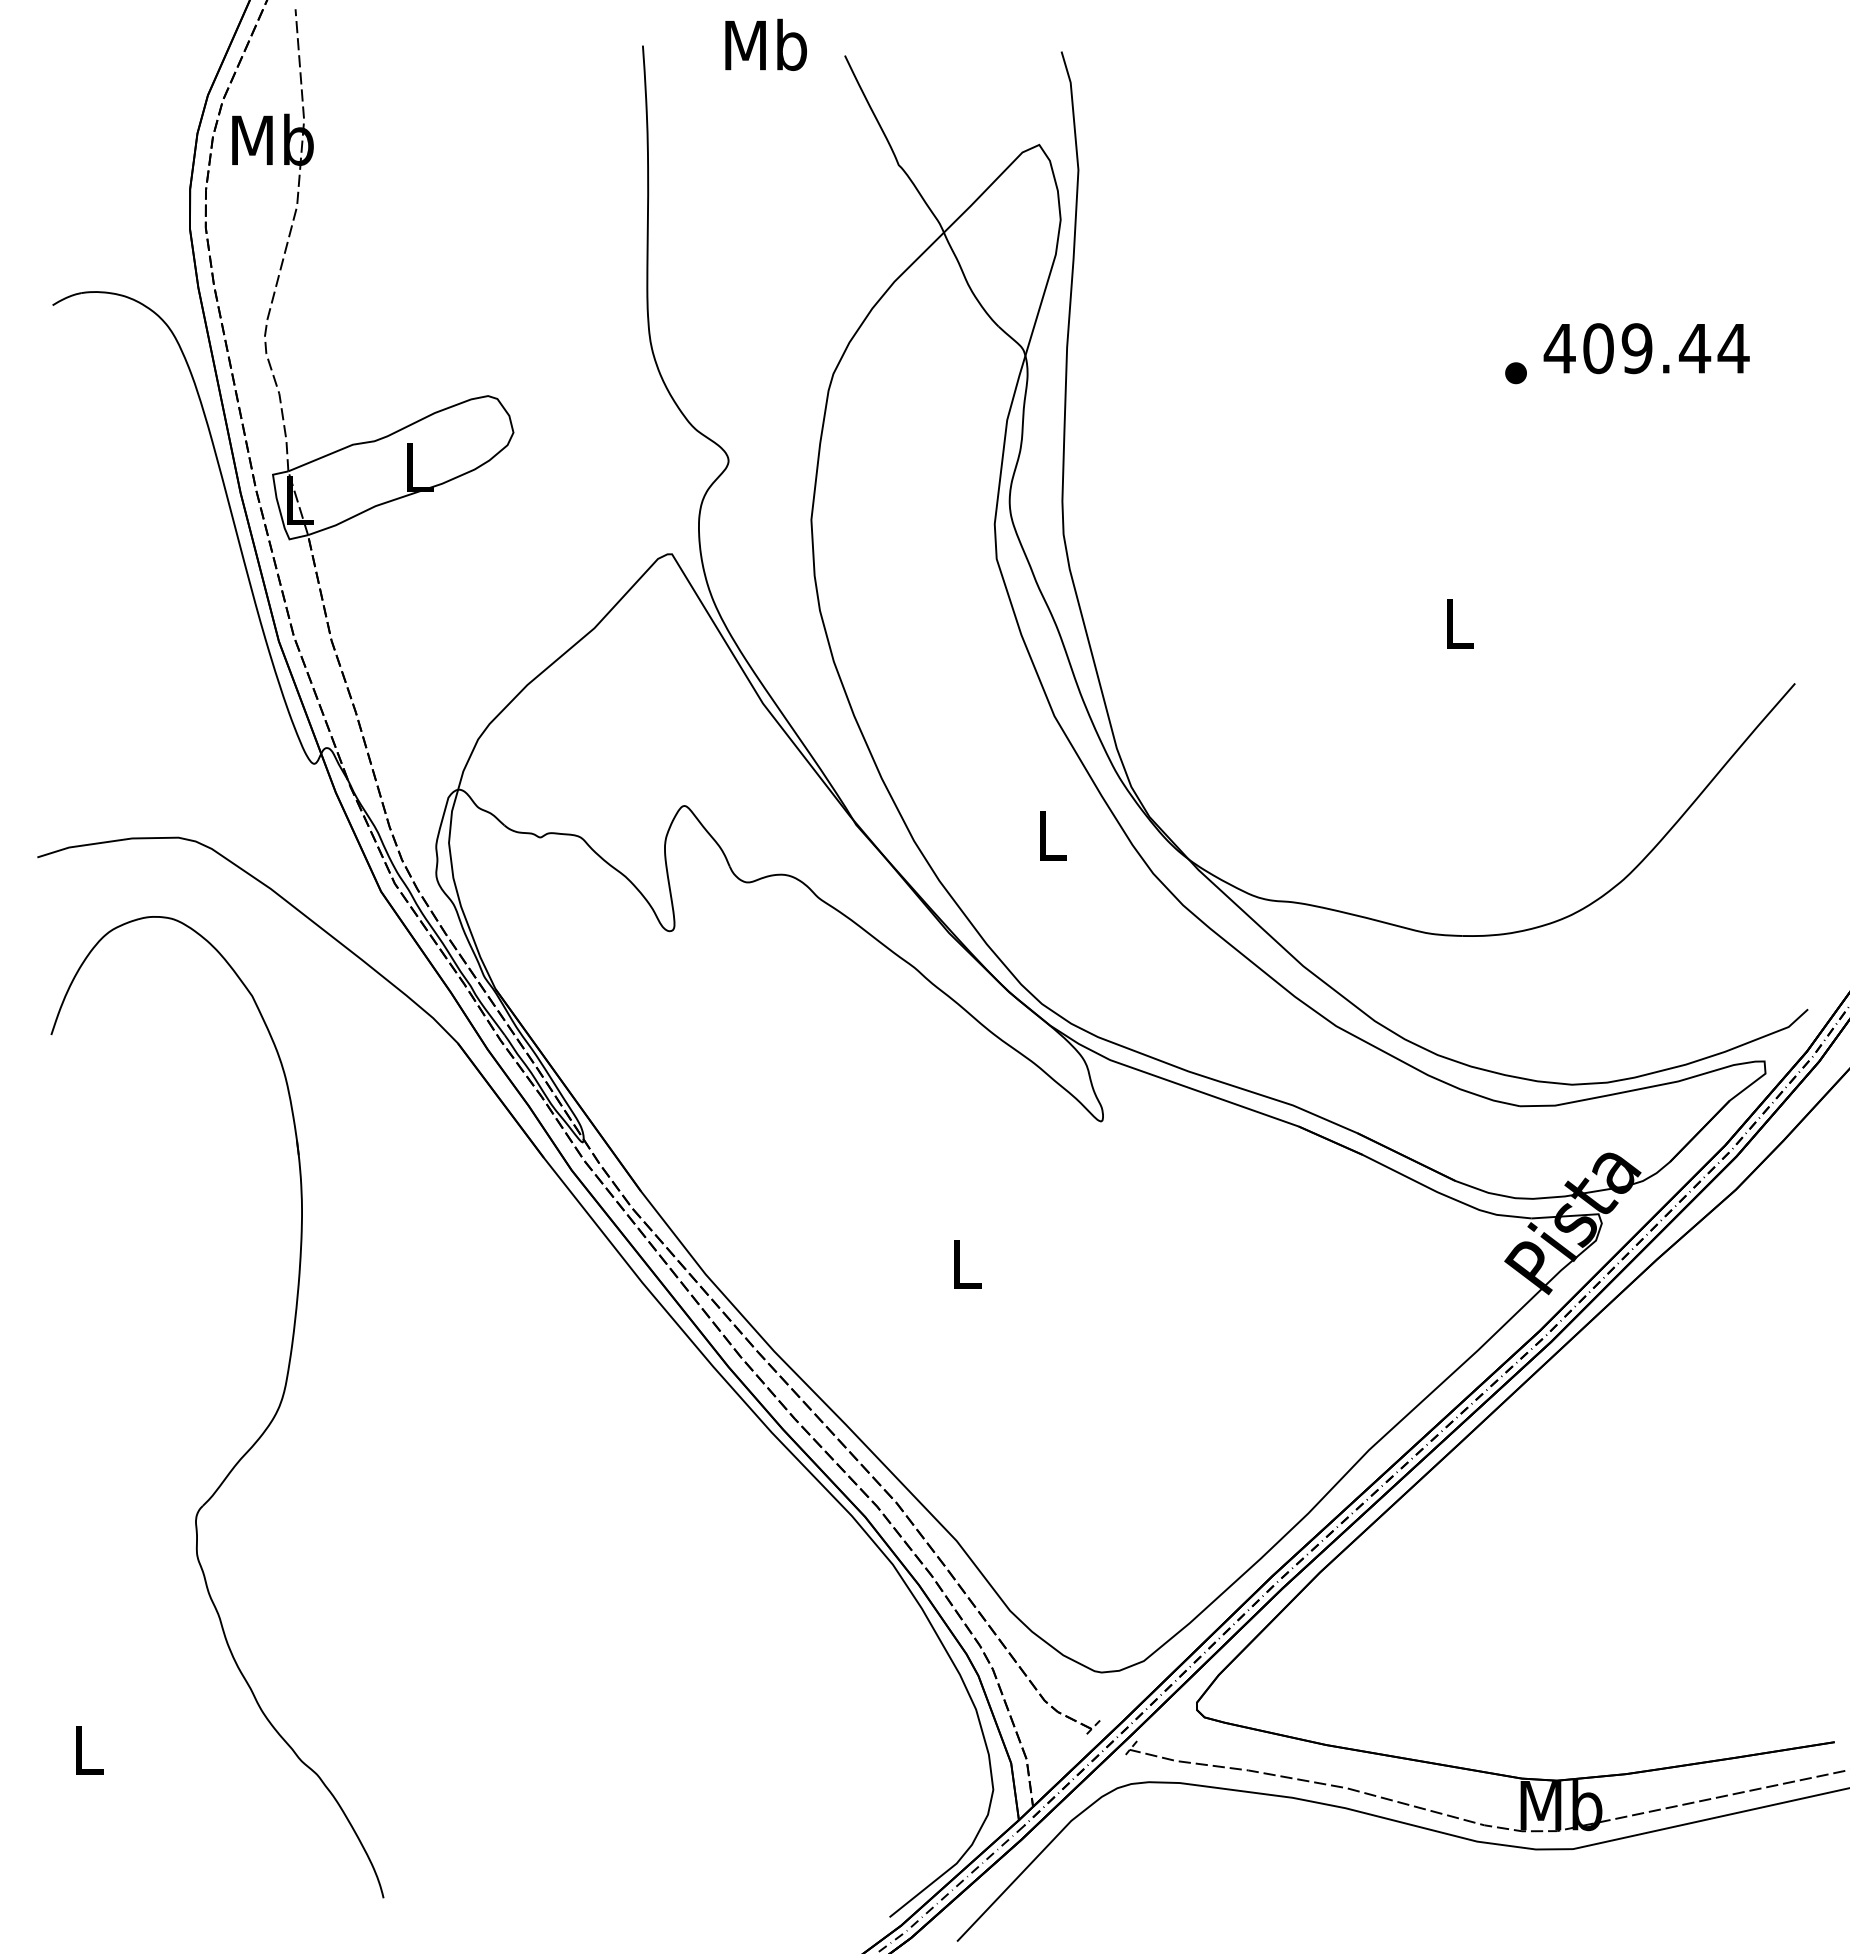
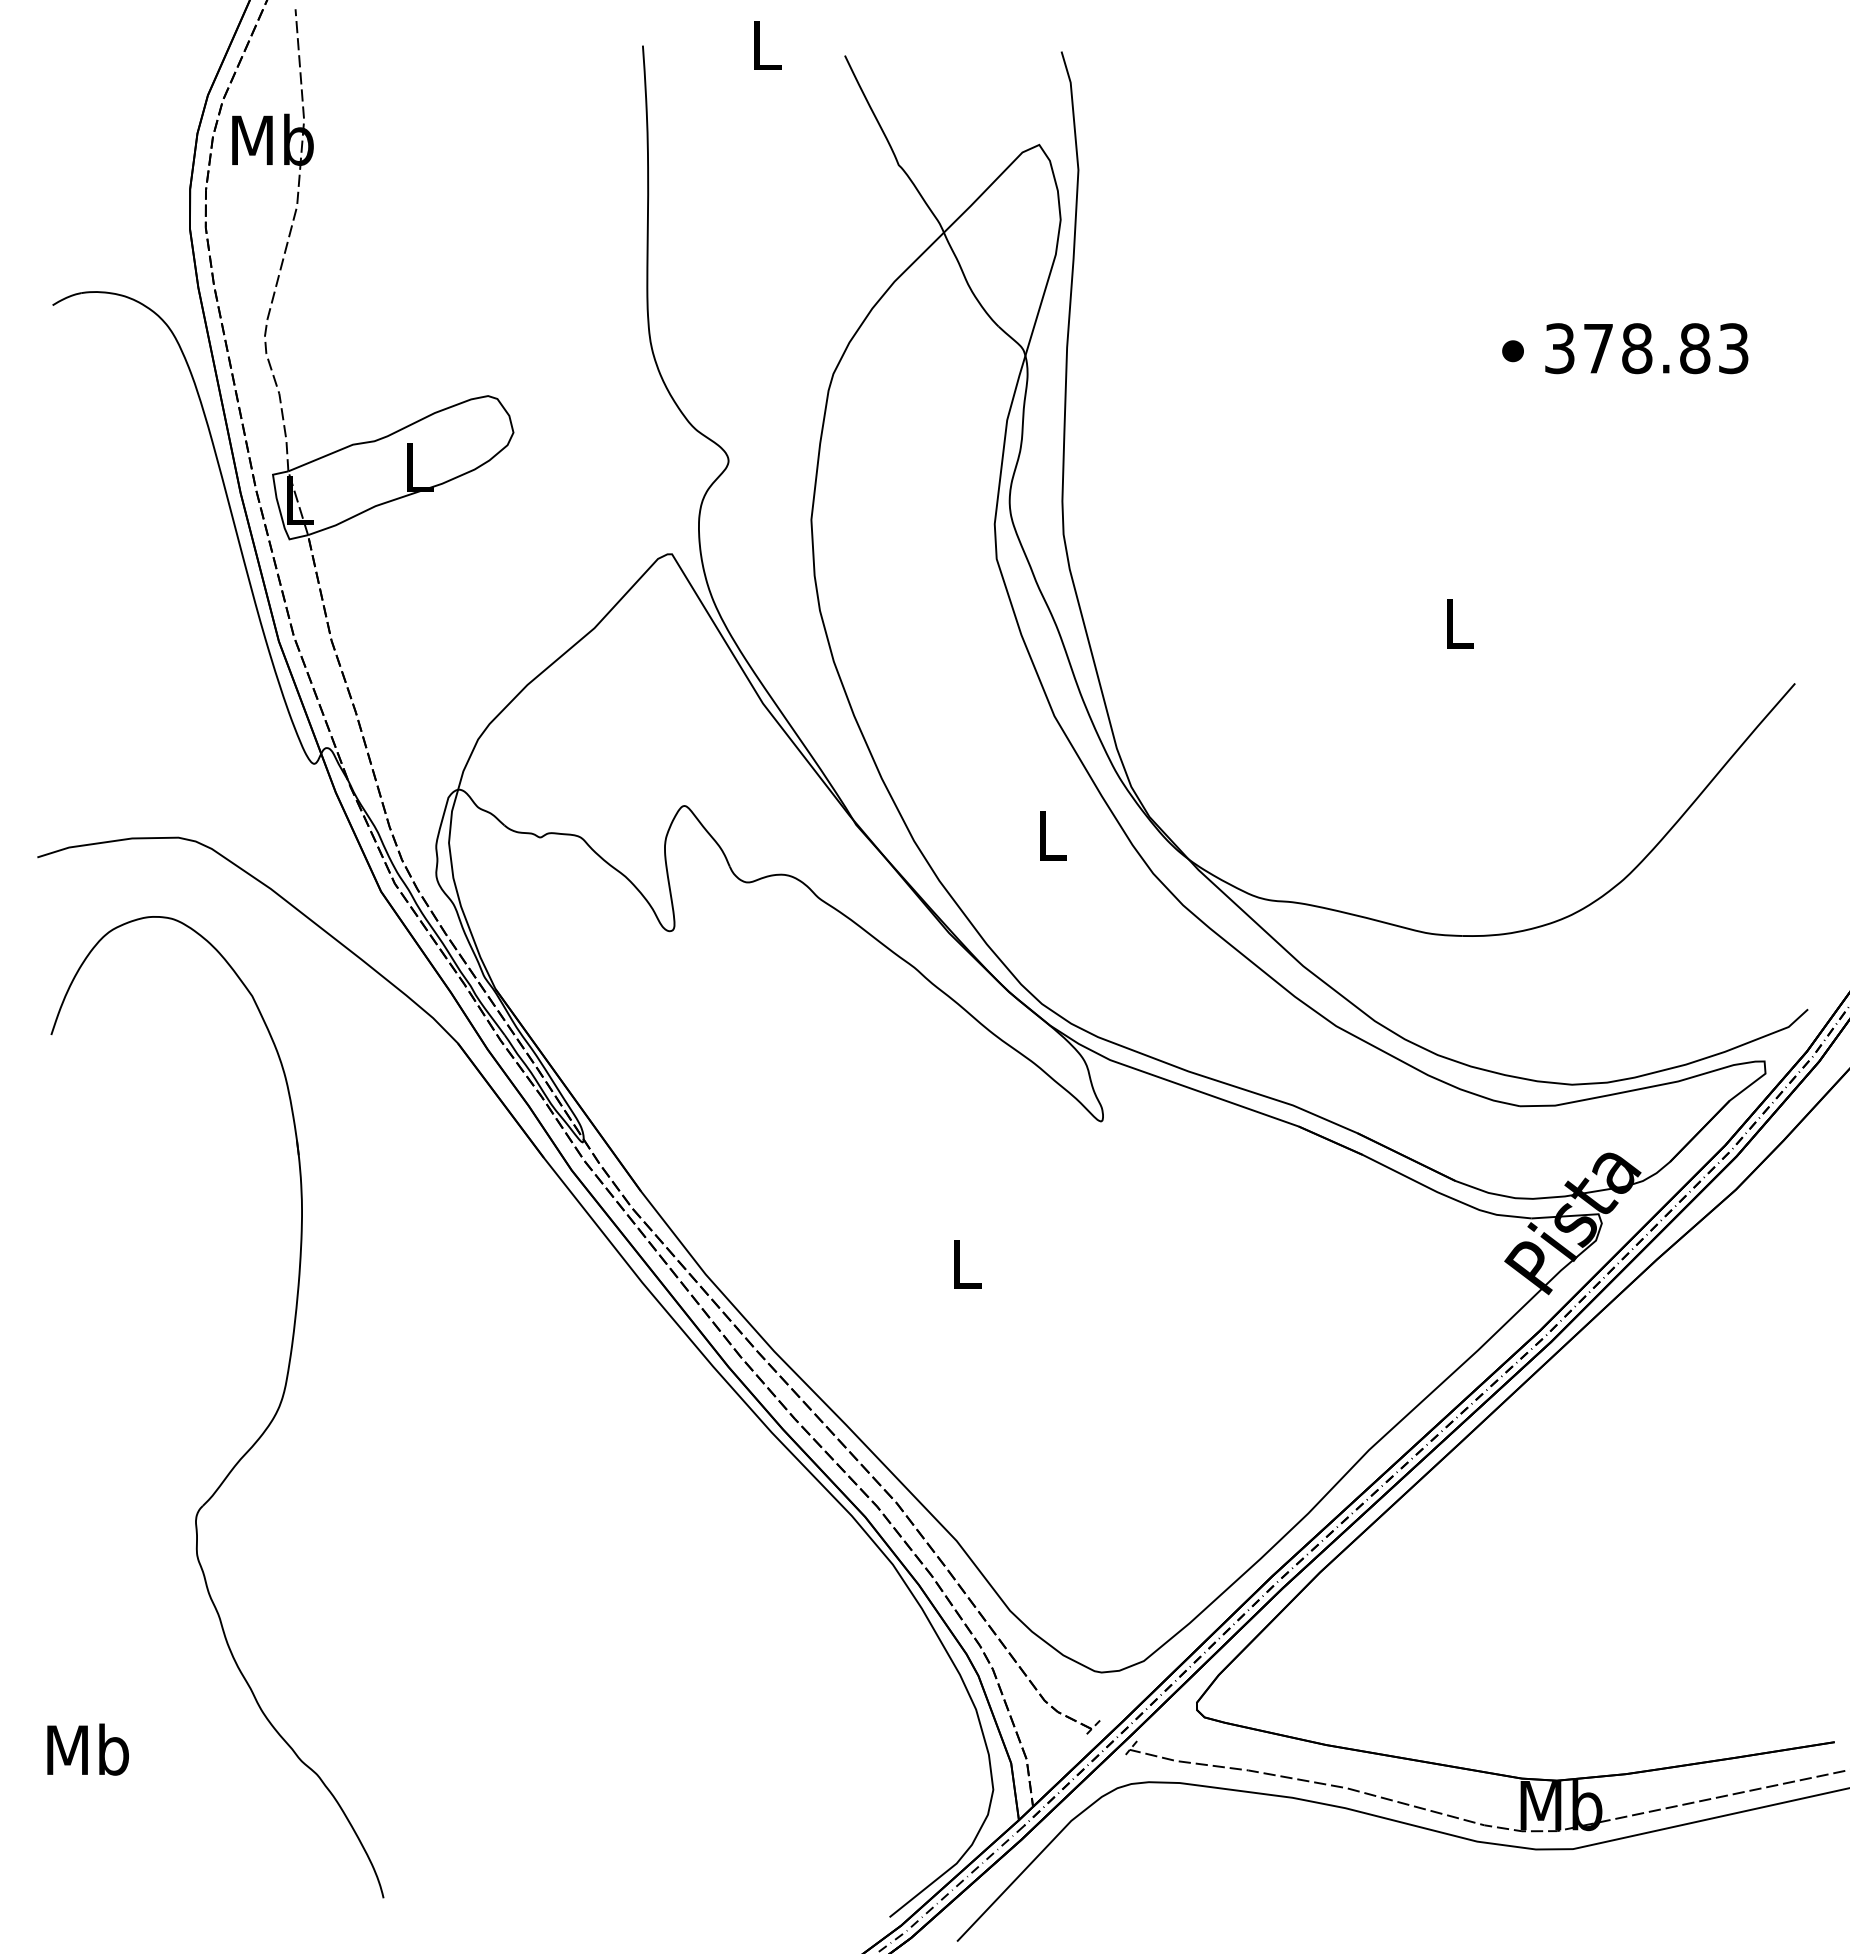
text: Mb -> L (765, 44)
text: 409.44 -> 378.83 (1646, 348)
part position: (1515, 373) -> (1512, 351) (1512, 351)
text: L -> Mb (87, 1749)
